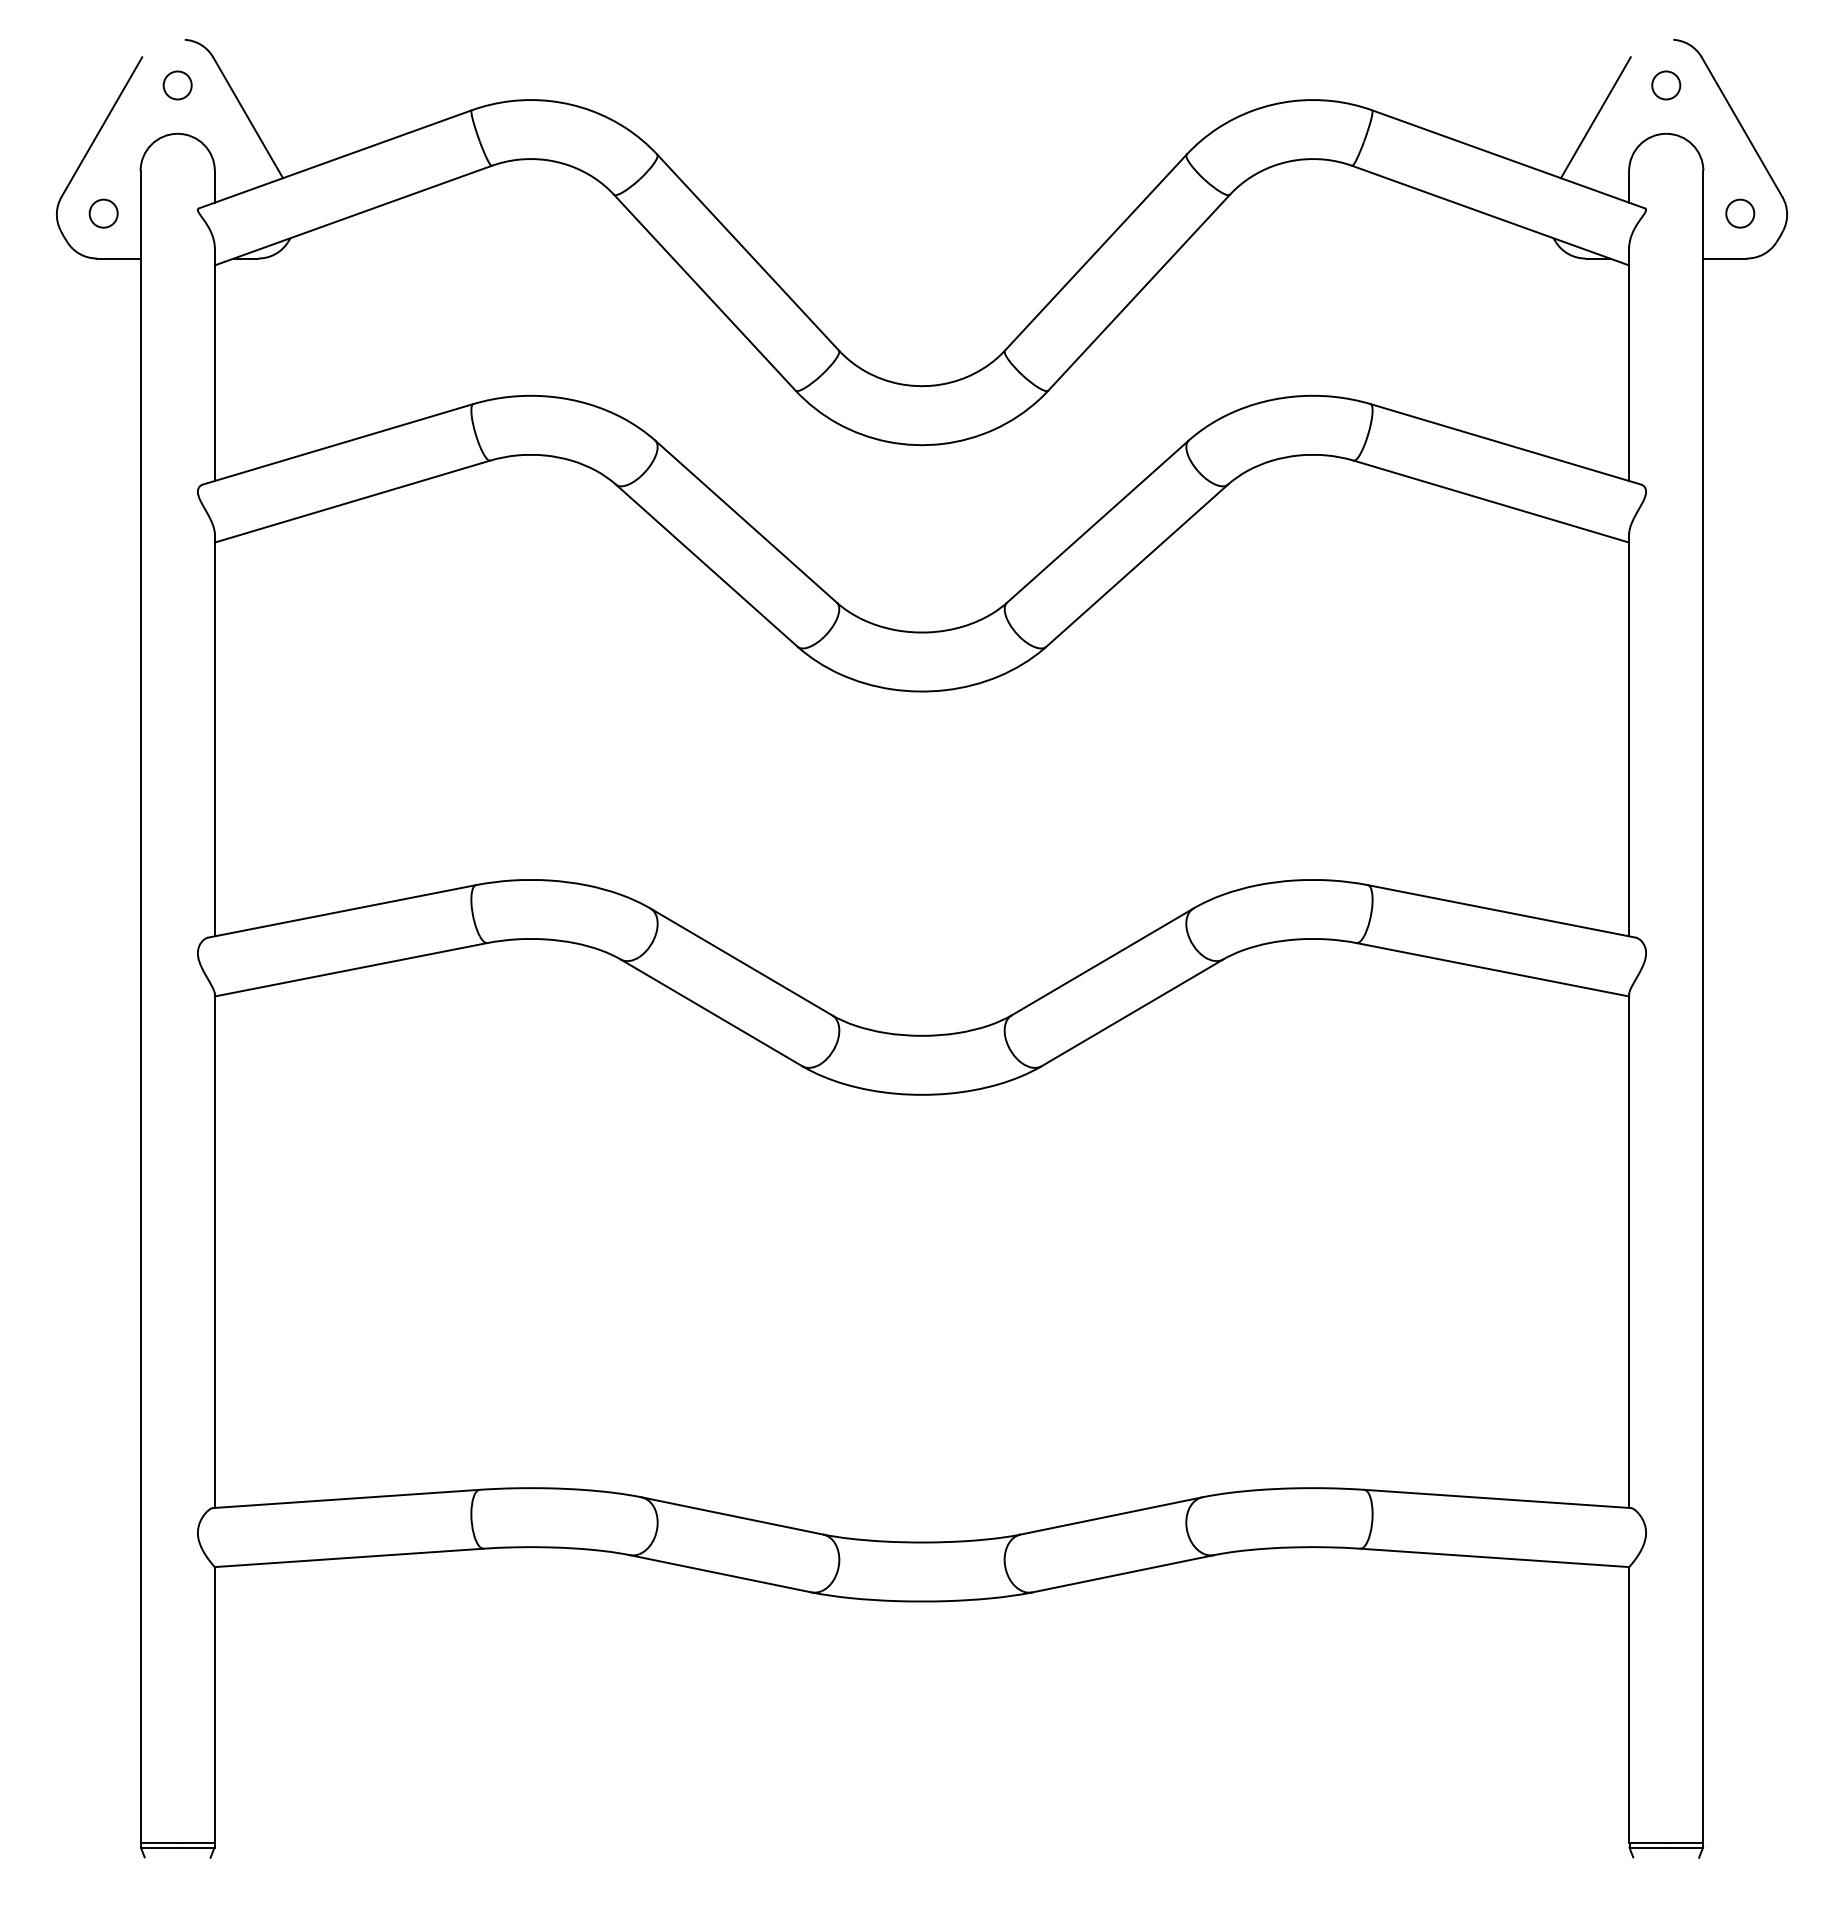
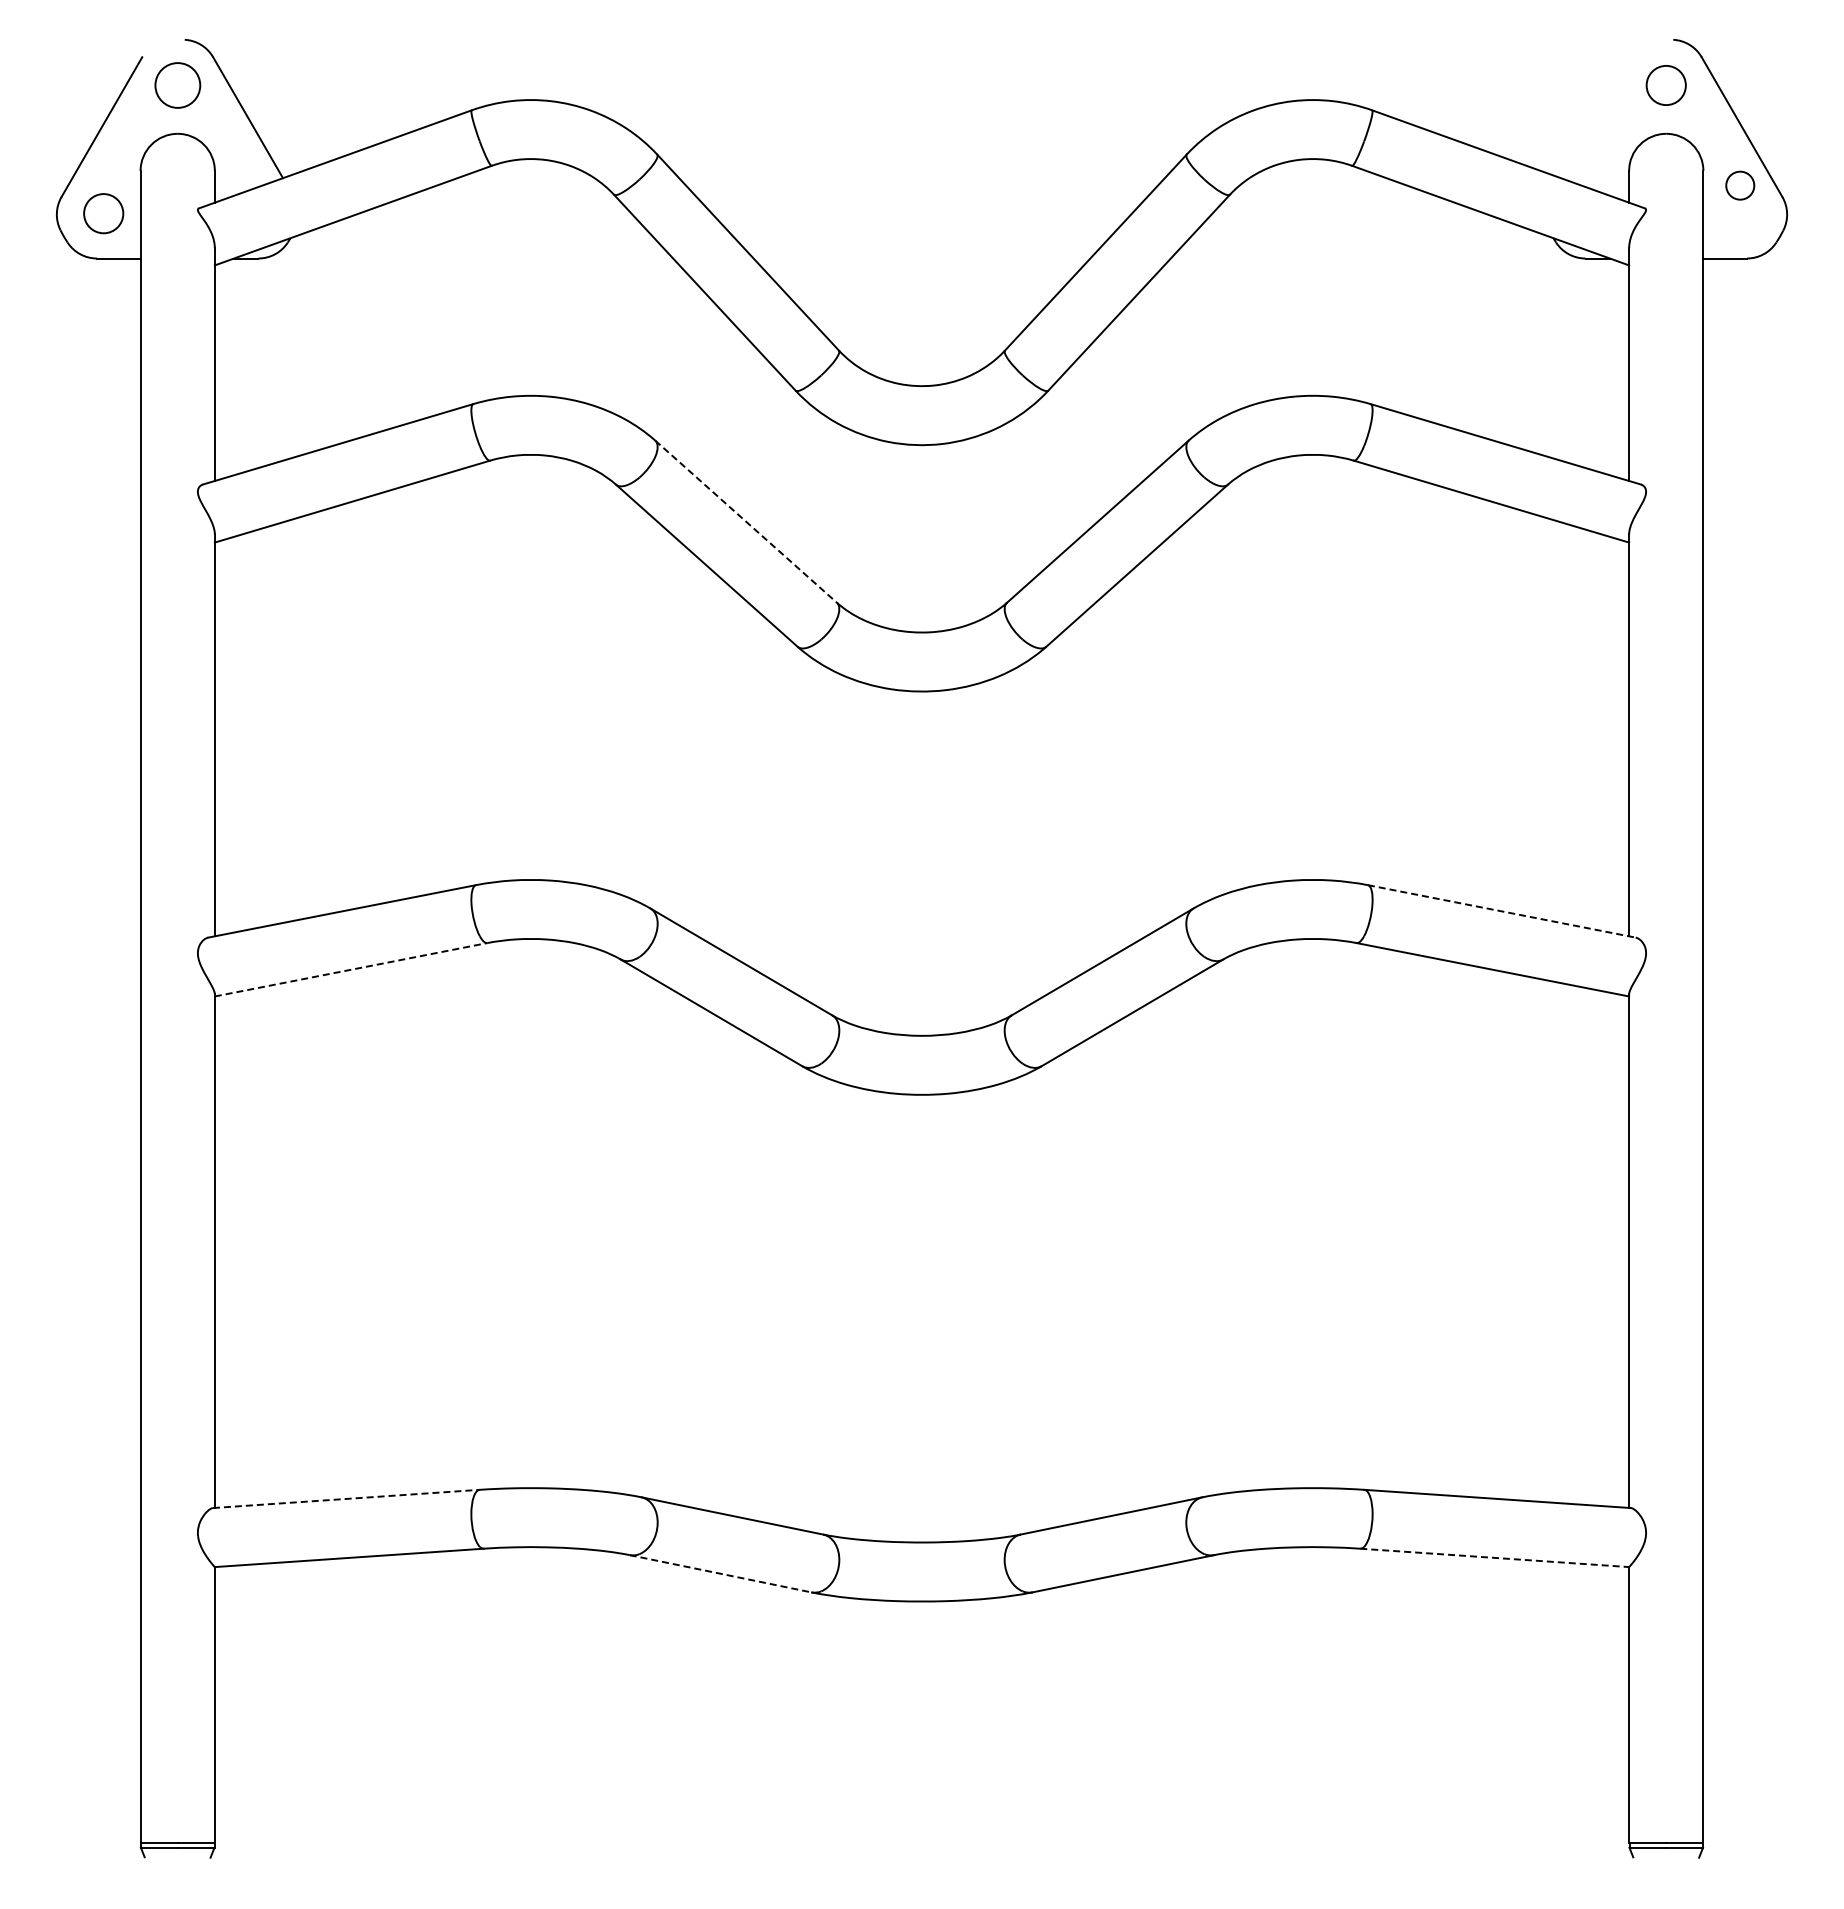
circle size: 31x31 px -> 48x47 px (177, 85)
circle diameter: 28 px -> 39 px (1665, 85)
line: present -> none (1595, 117)
circle diameter: 28 px -> 39 px (103, 213)
circle position: (1740, 213) -> (1740, 185) (1740, 185)
line: solid -> dashed (746, 521)
line: solid -> dashed (1502, 911)
line: solid -> dashed (351, 969)
line: solid -> dashed (346, 1498)
line: solid -> dashed (1494, 1557)
line: solid -> dashed (720, 1573)
